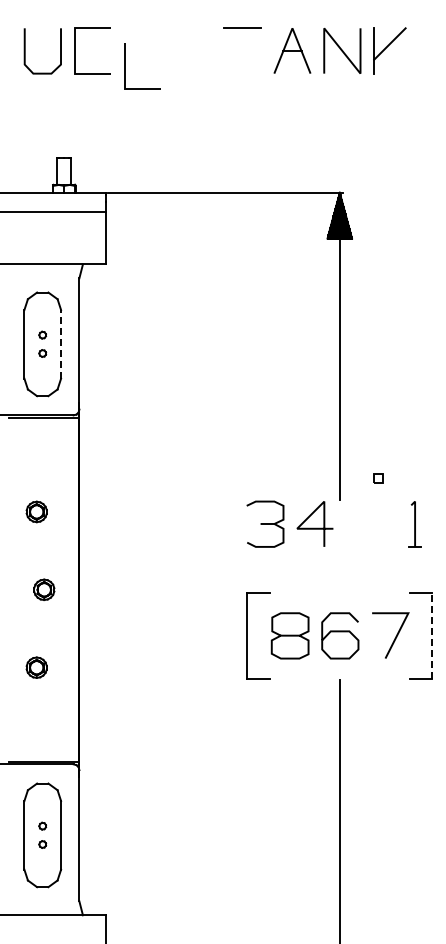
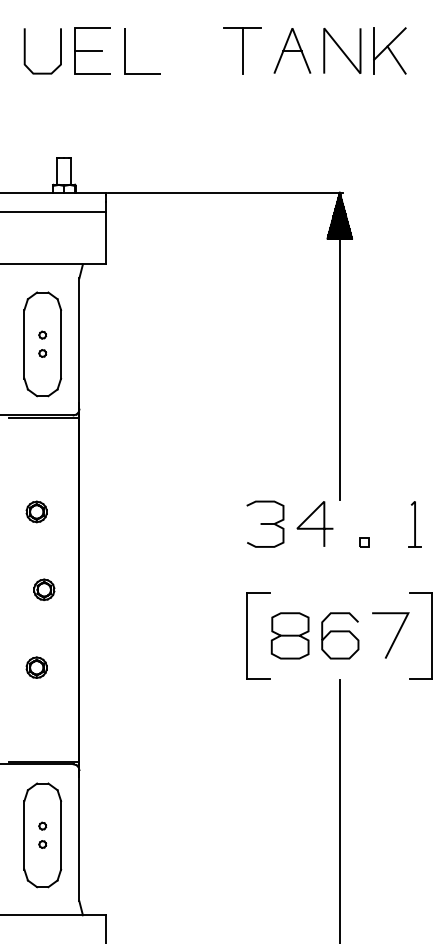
line: none -> present (87, 50)
line: none -> present (242, 50)
line: none -> present (396, 59)
line position: (125, 66) -> (125, 51) (125, 51)
line: dashed -> solid (61, 343)
part position: (378, 478) -> (364, 542) (364, 542)
line: dashed -> solid (432, 635)
